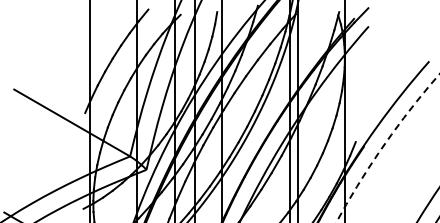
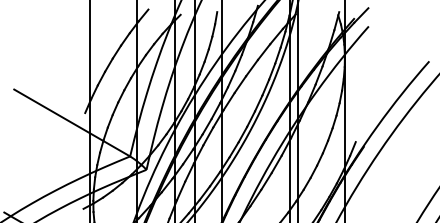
arc: dashed -> solid (383, 146)
